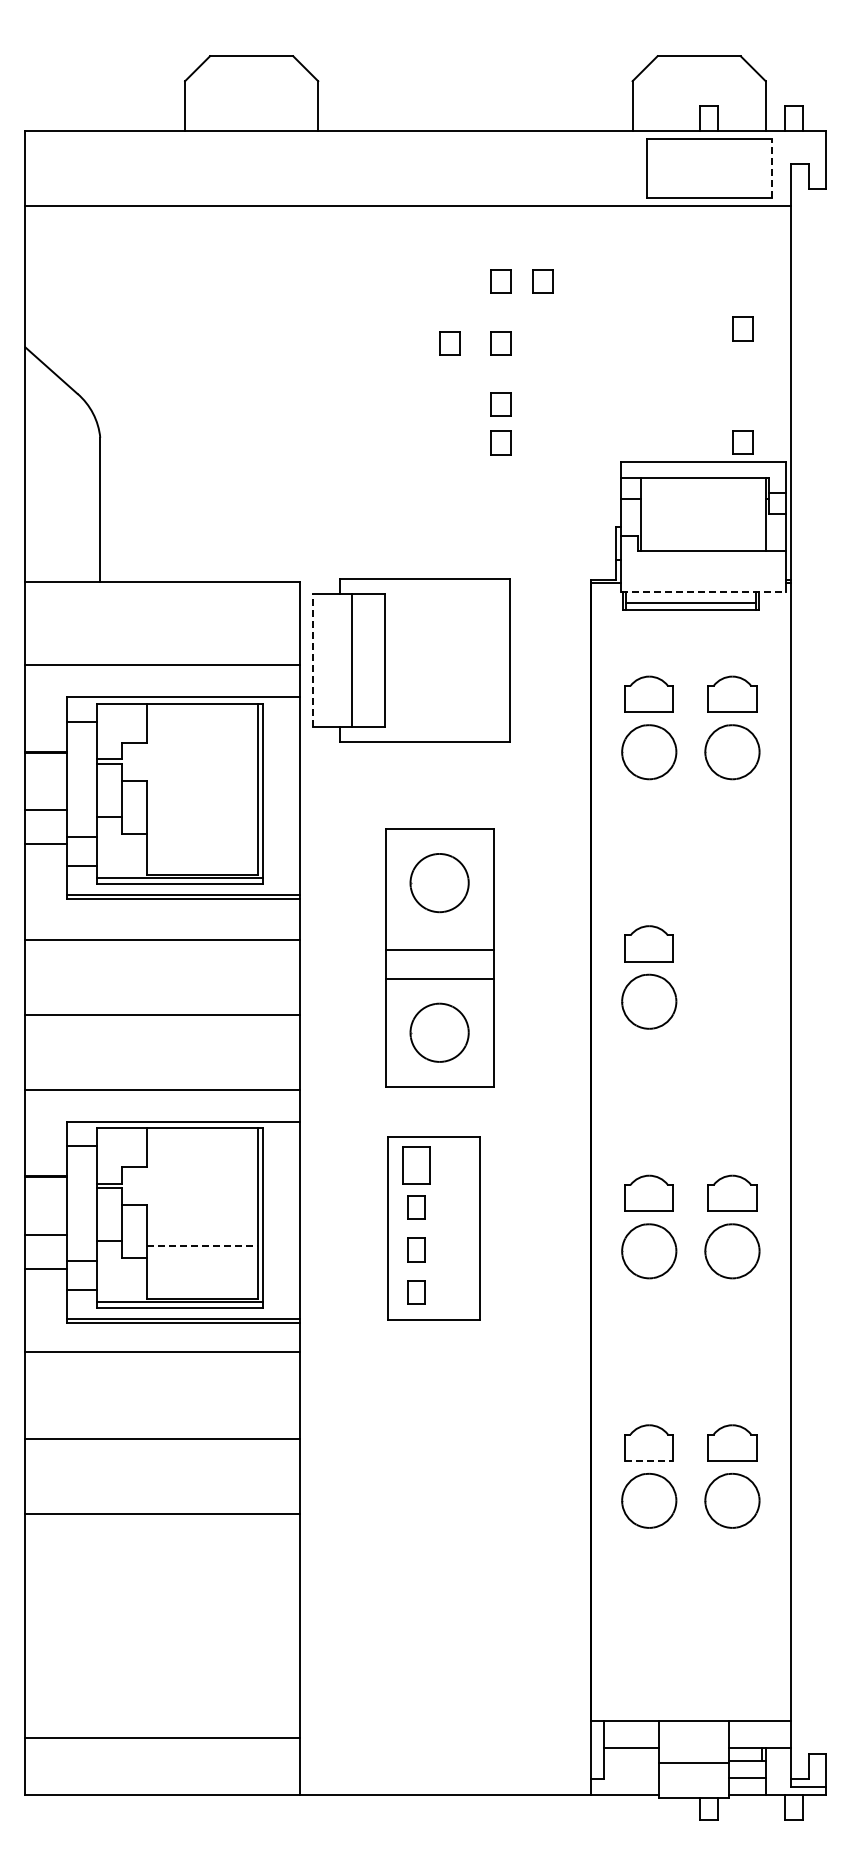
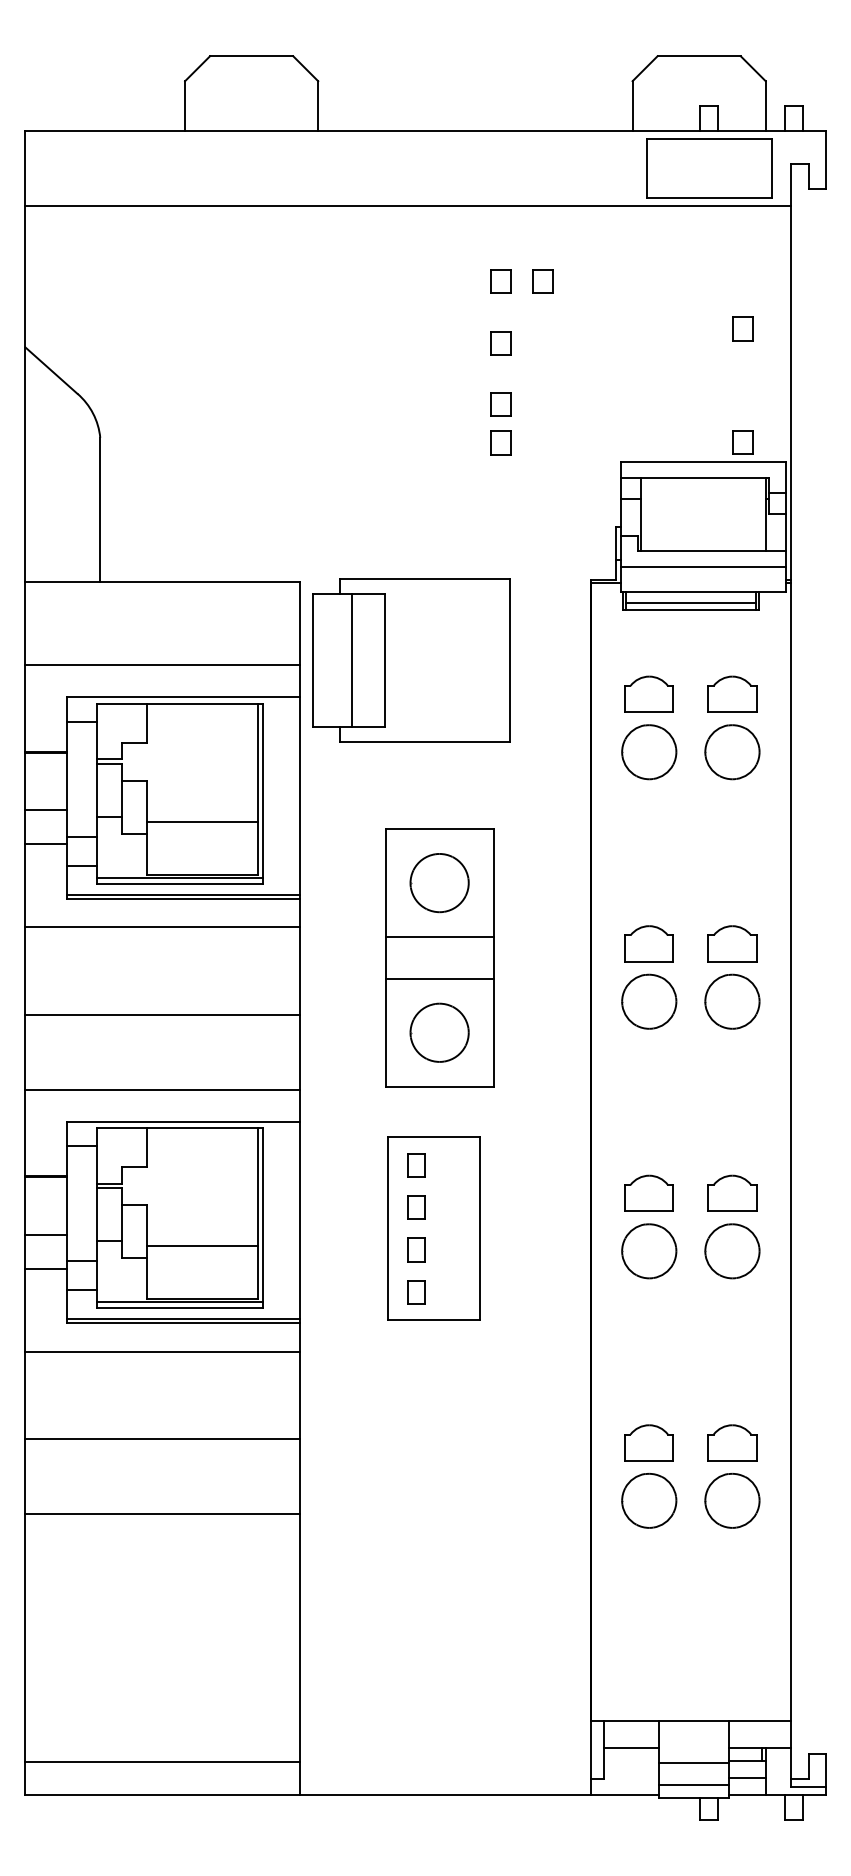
line: dashed -> solid (771, 168)
part: present -> none (449, 343)
line: none -> present (702, 566)
line: dashed -> solid (703, 591)
line: dashed -> solid (313, 660)
line: none -> present (202, 821)
line position: (162, 940) -> (162, 927) (162, 927)
part: none -> present (732, 943)
line position: (439, 950) -> (439, 937) (439, 937)
part: none -> present (732, 1001)
part size: 29x39 px -> 19x25 px (416, 1165)
line: dashed -> solid (202, 1246)
line: dashed -> solid (649, 1460)
line position: (162, 1737) -> (162, 1761) (162, 1761)
line: none -> present (694, 1785)
